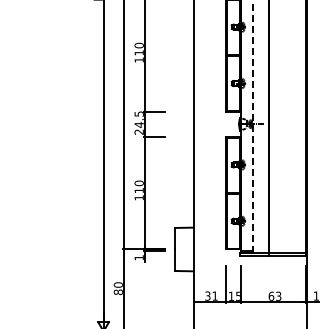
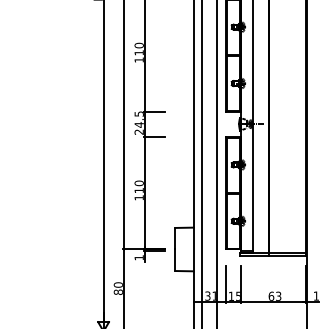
line: dashed -> solid (253, 125)
line: none -> present (202, 163)
line: none -> present (216, 163)
